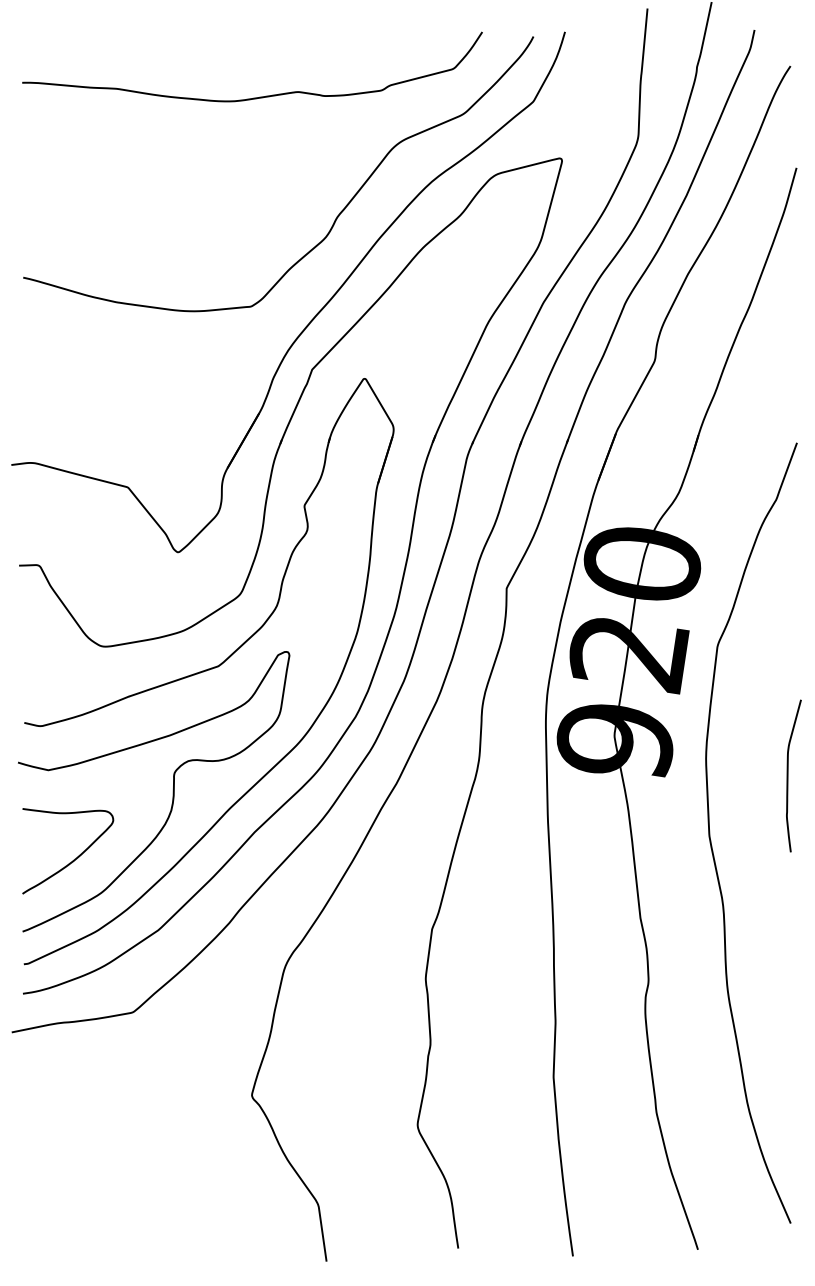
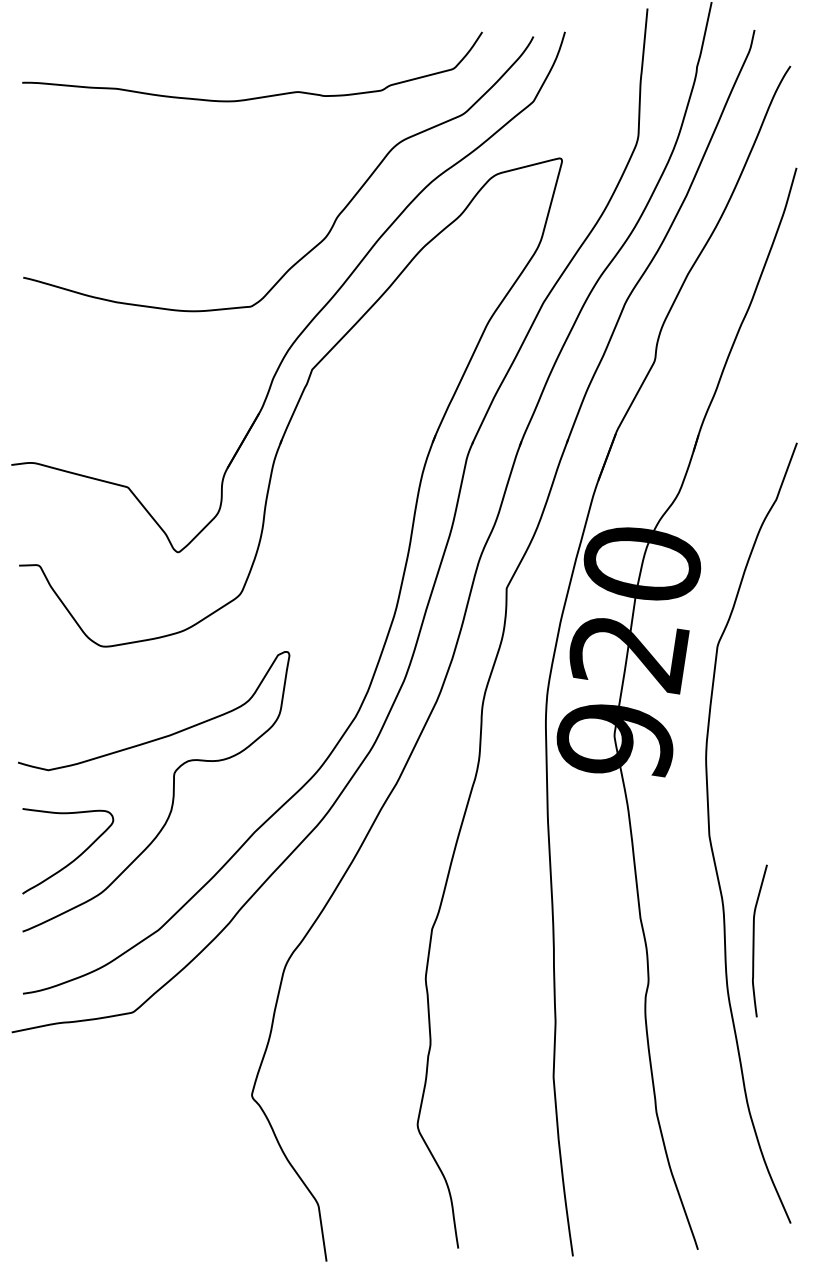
part: present -> none (208, 671)
curve position: (788, 775) -> (754, 940) (754, 940)
